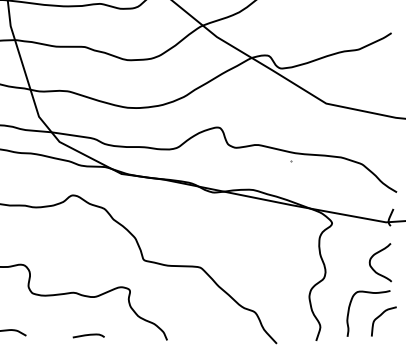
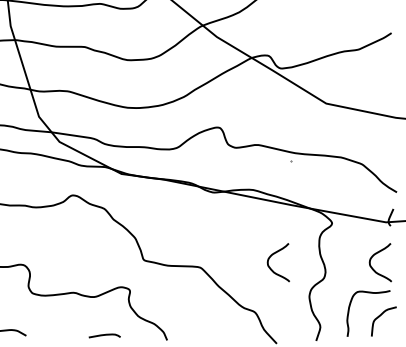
curve: none -> present (271, 256)
curve position: (88, 335) -> (104, 335) (104, 335)
